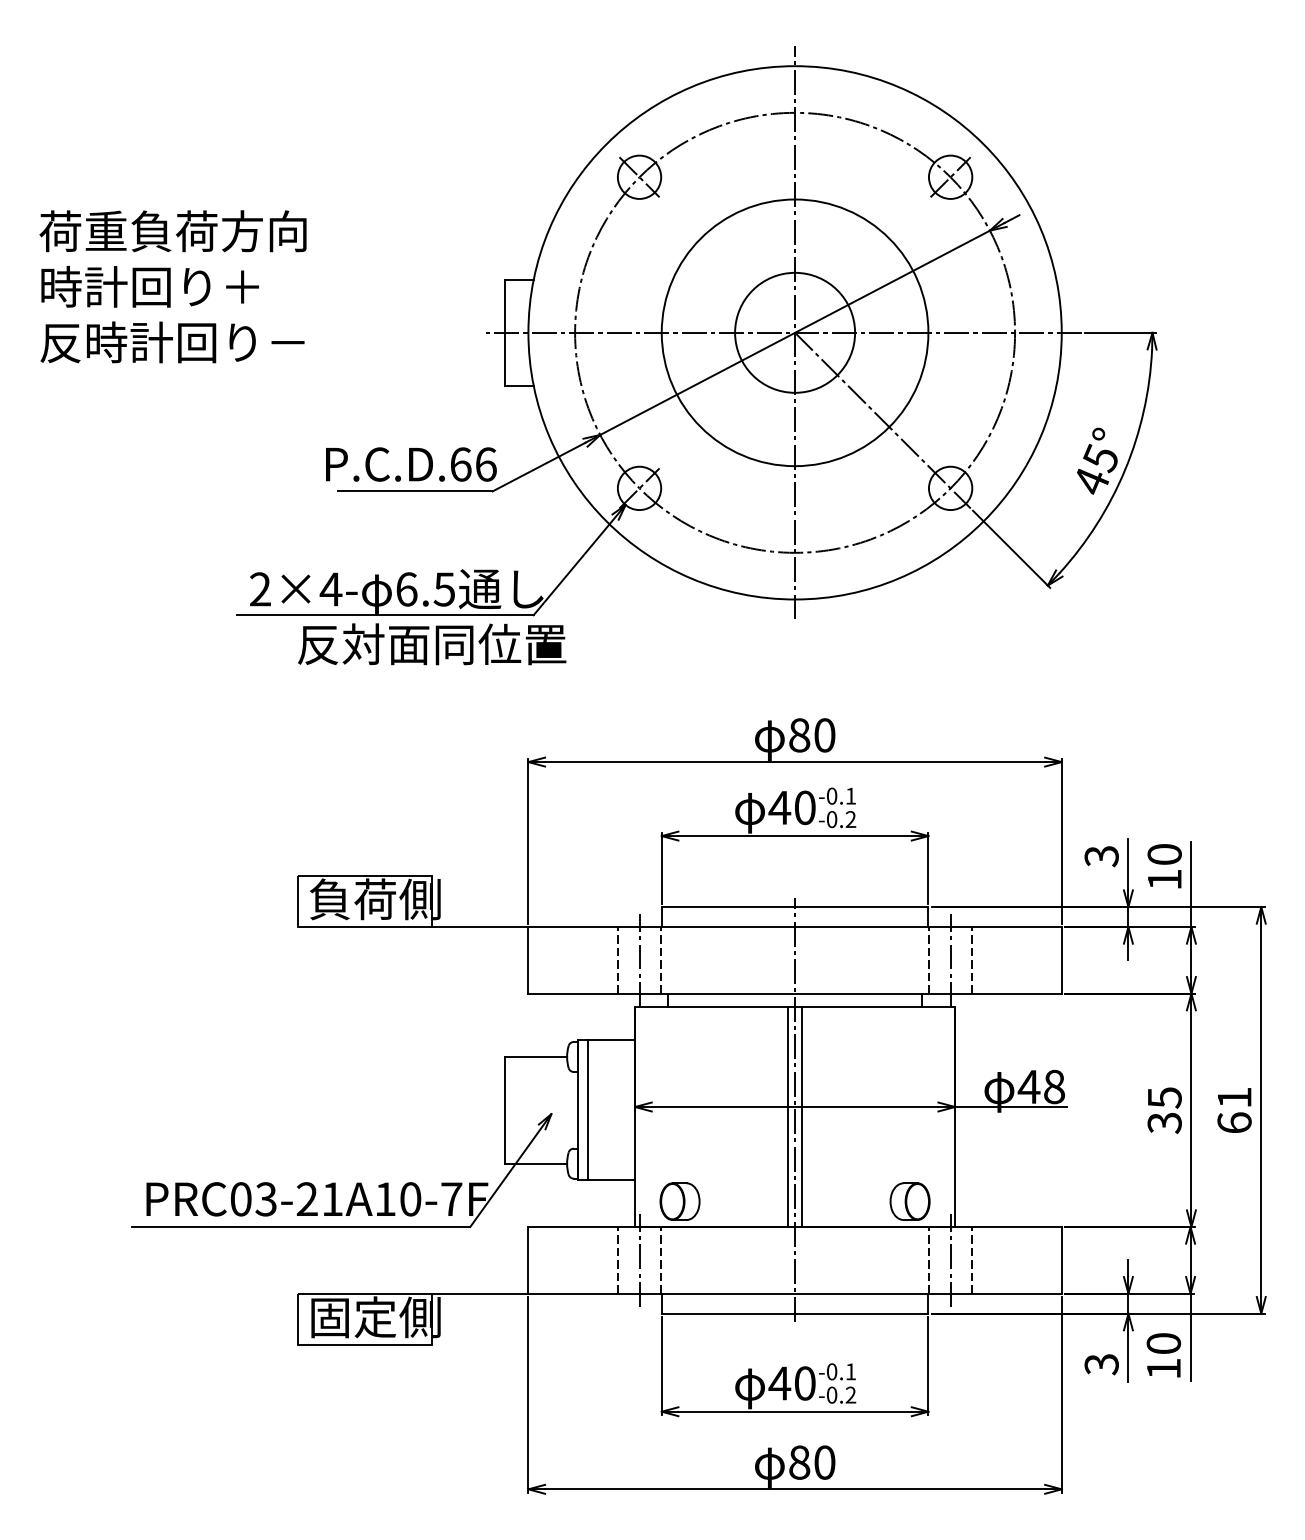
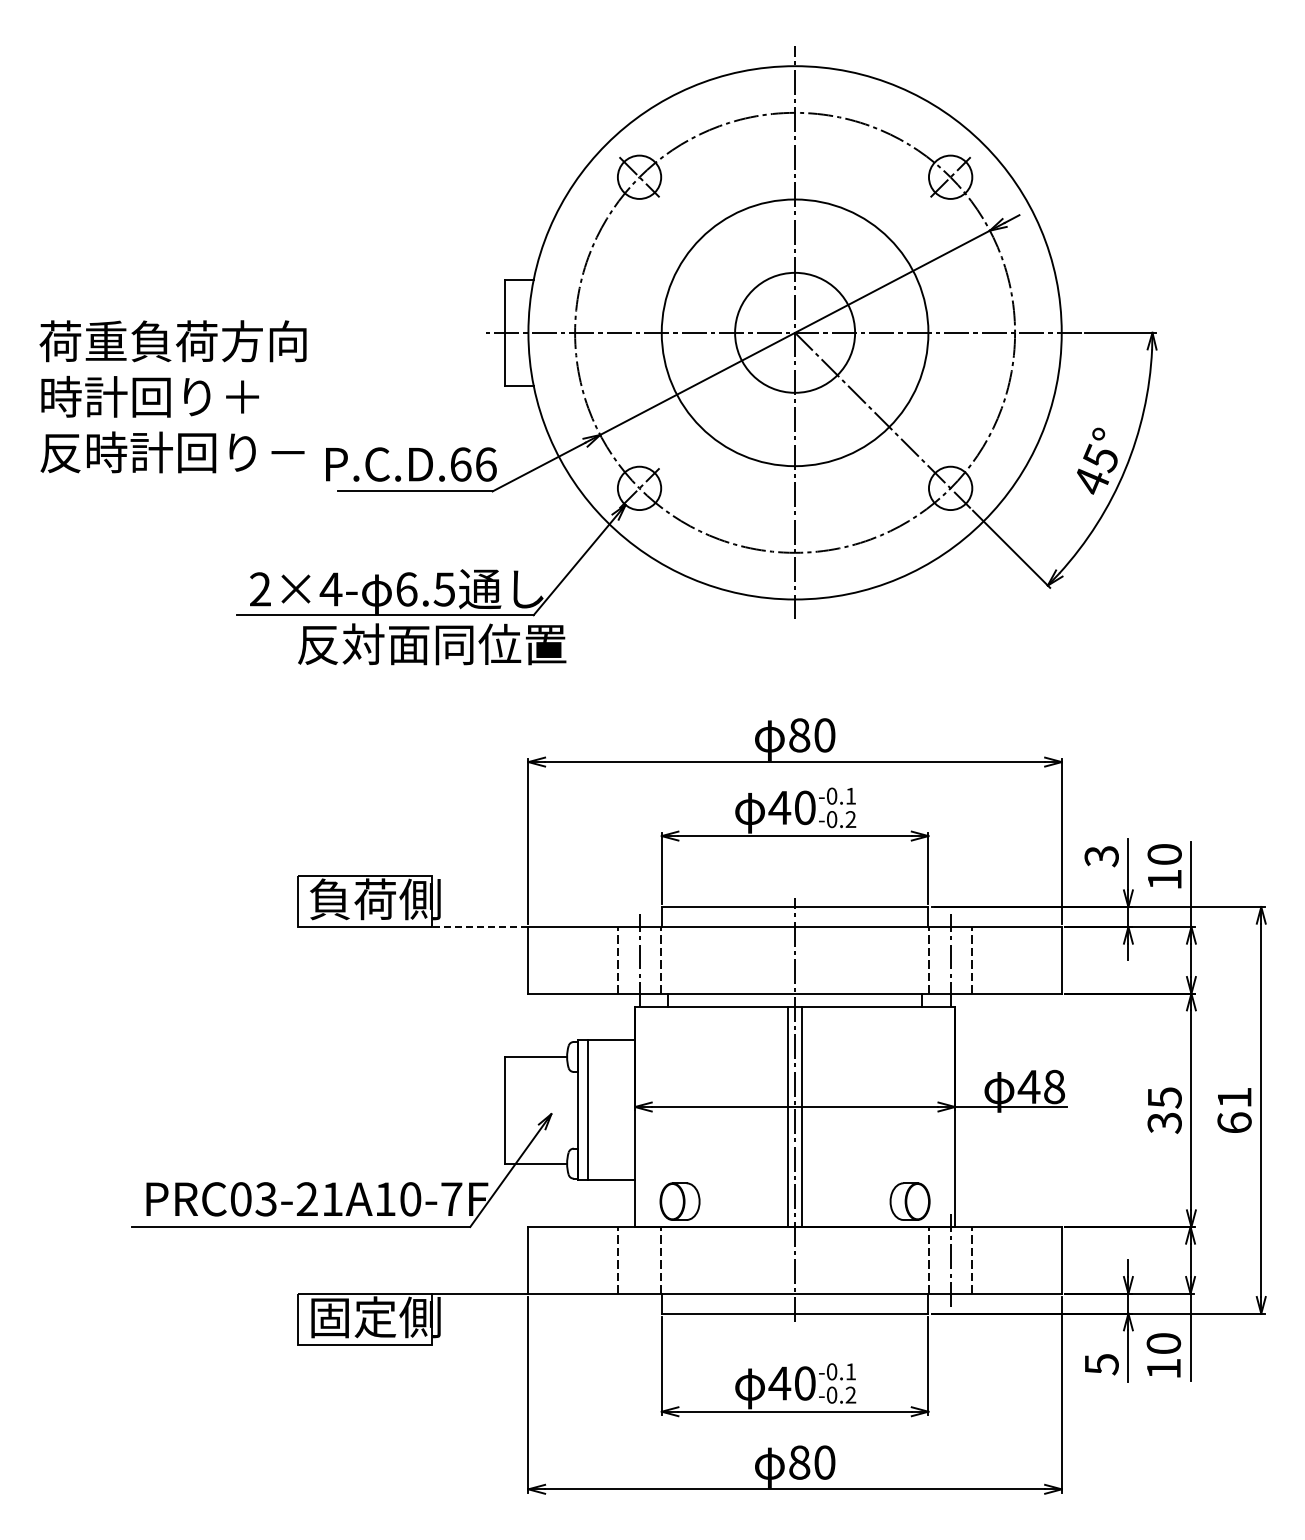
text position: (172, 286) -> (172, 396) (172, 396)
line: solid -> dashed (479, 927)
line: present -> none (639, 1259)
text: 3 -> 5 (1100, 1364)
